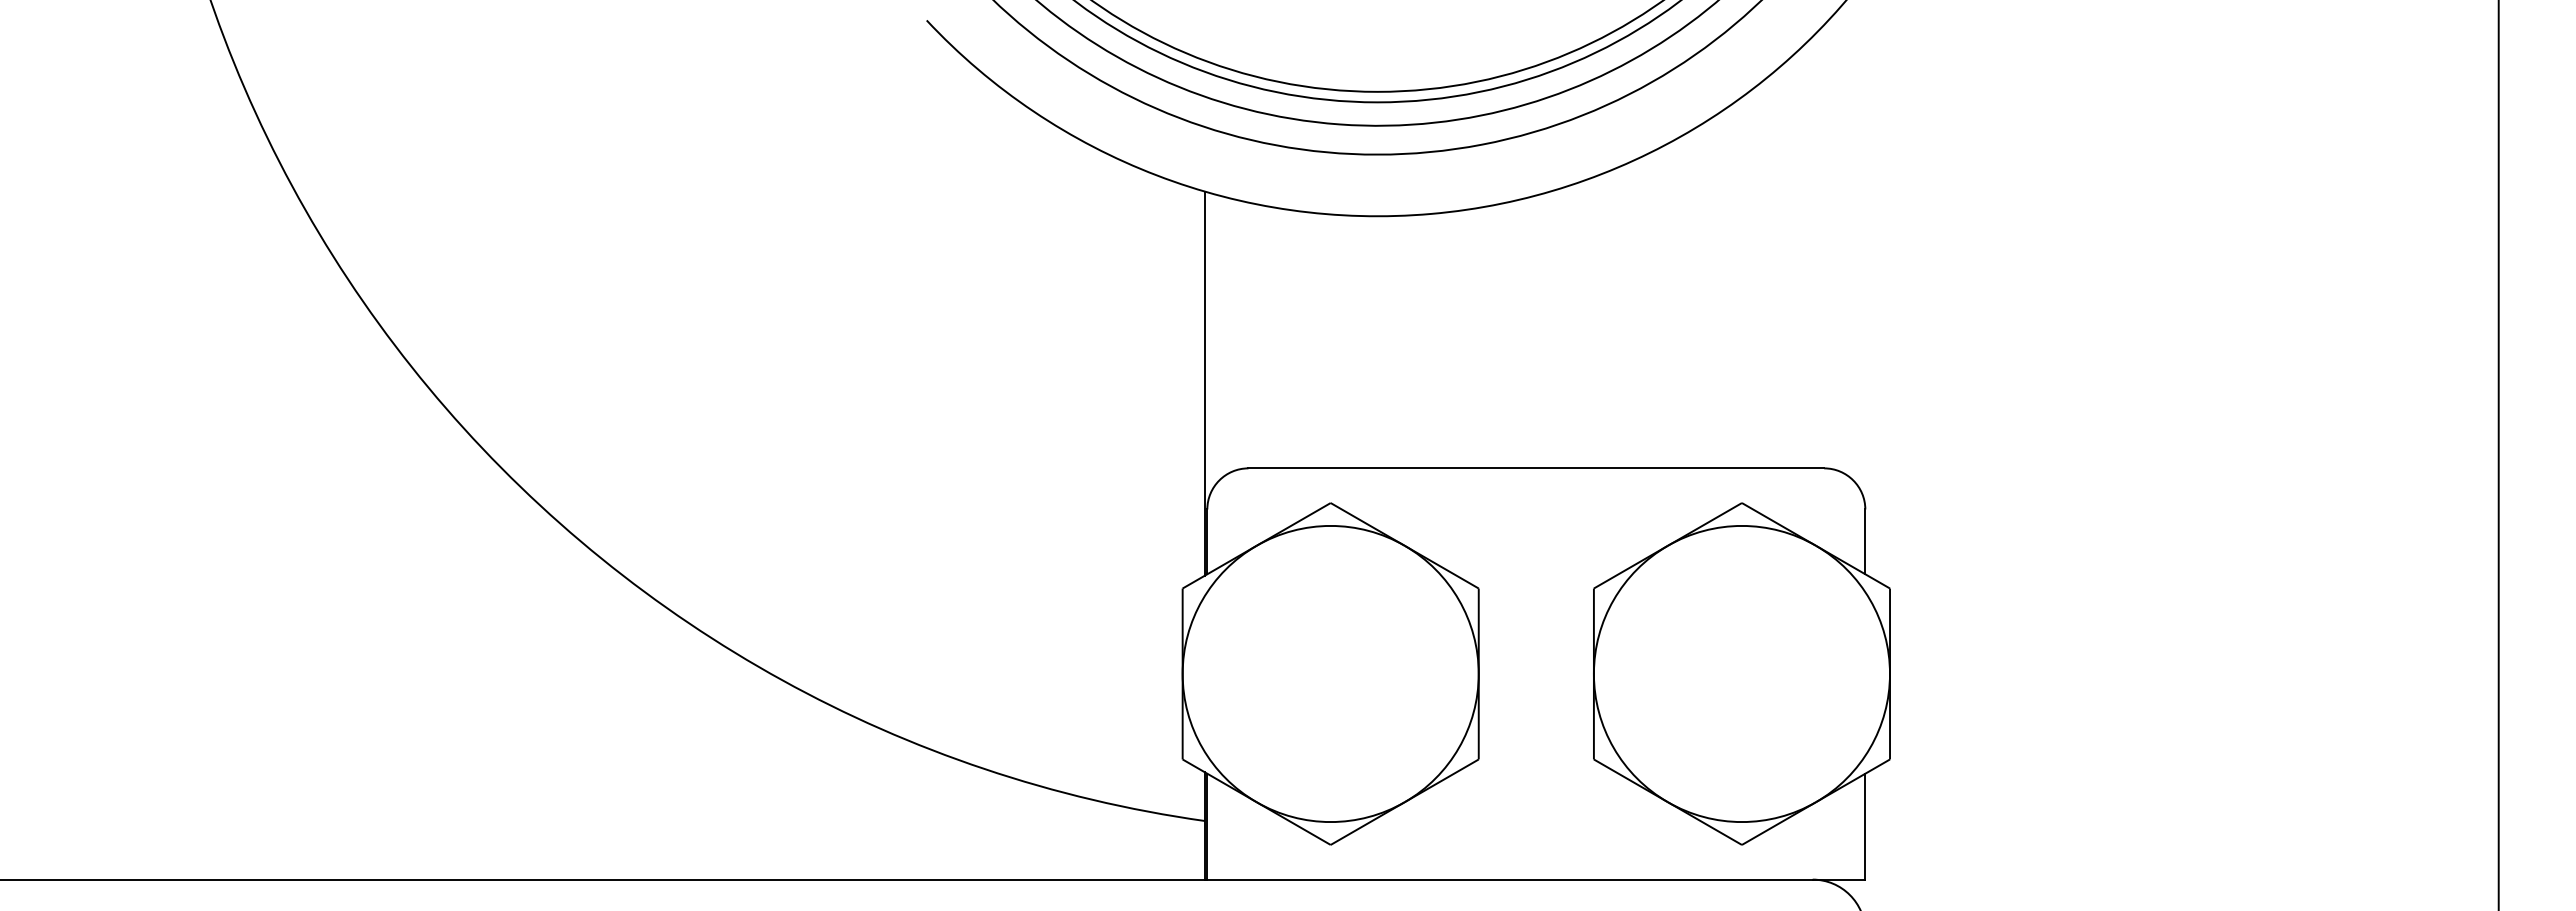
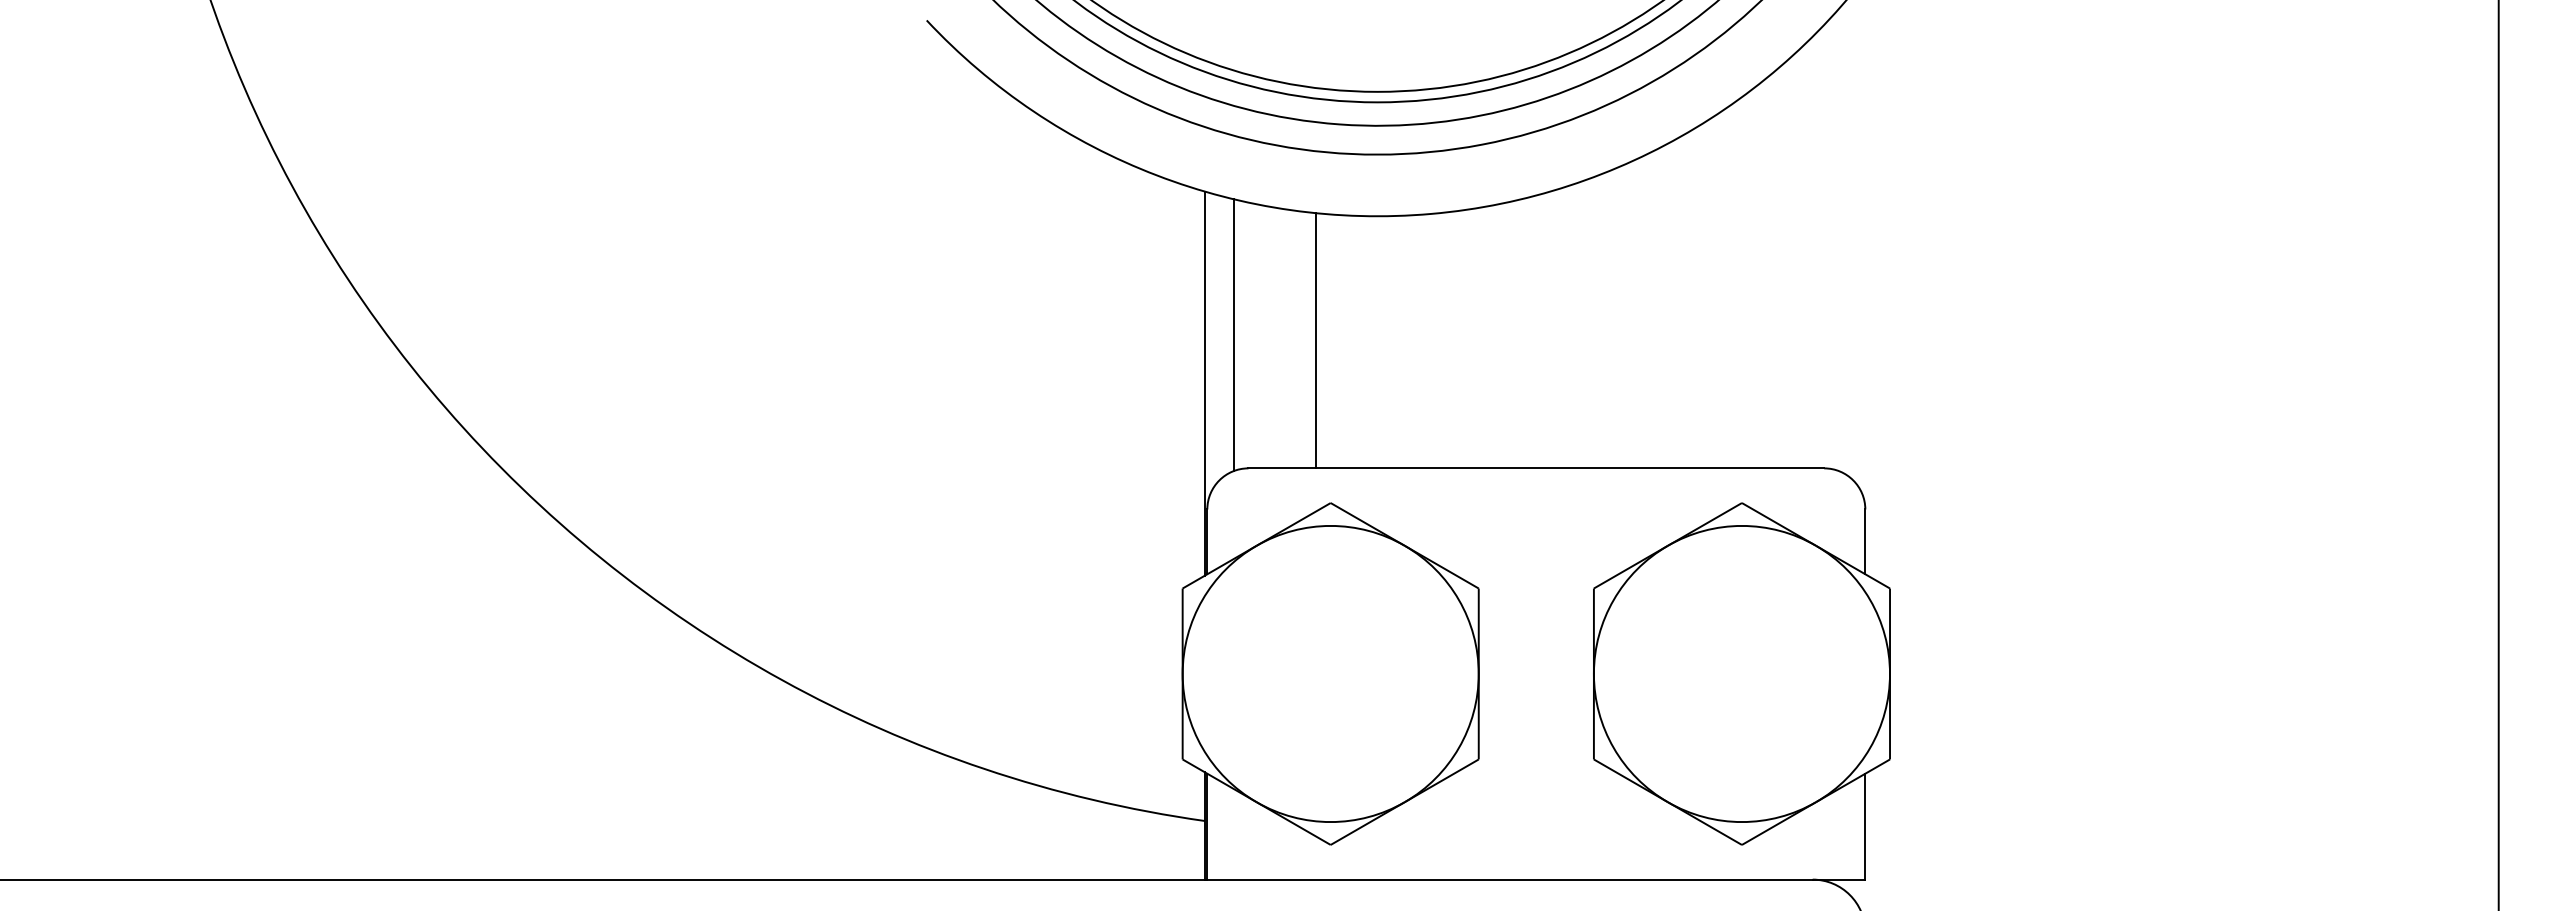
line: none -> present (1233, 335)
line: none -> present (1315, 340)
